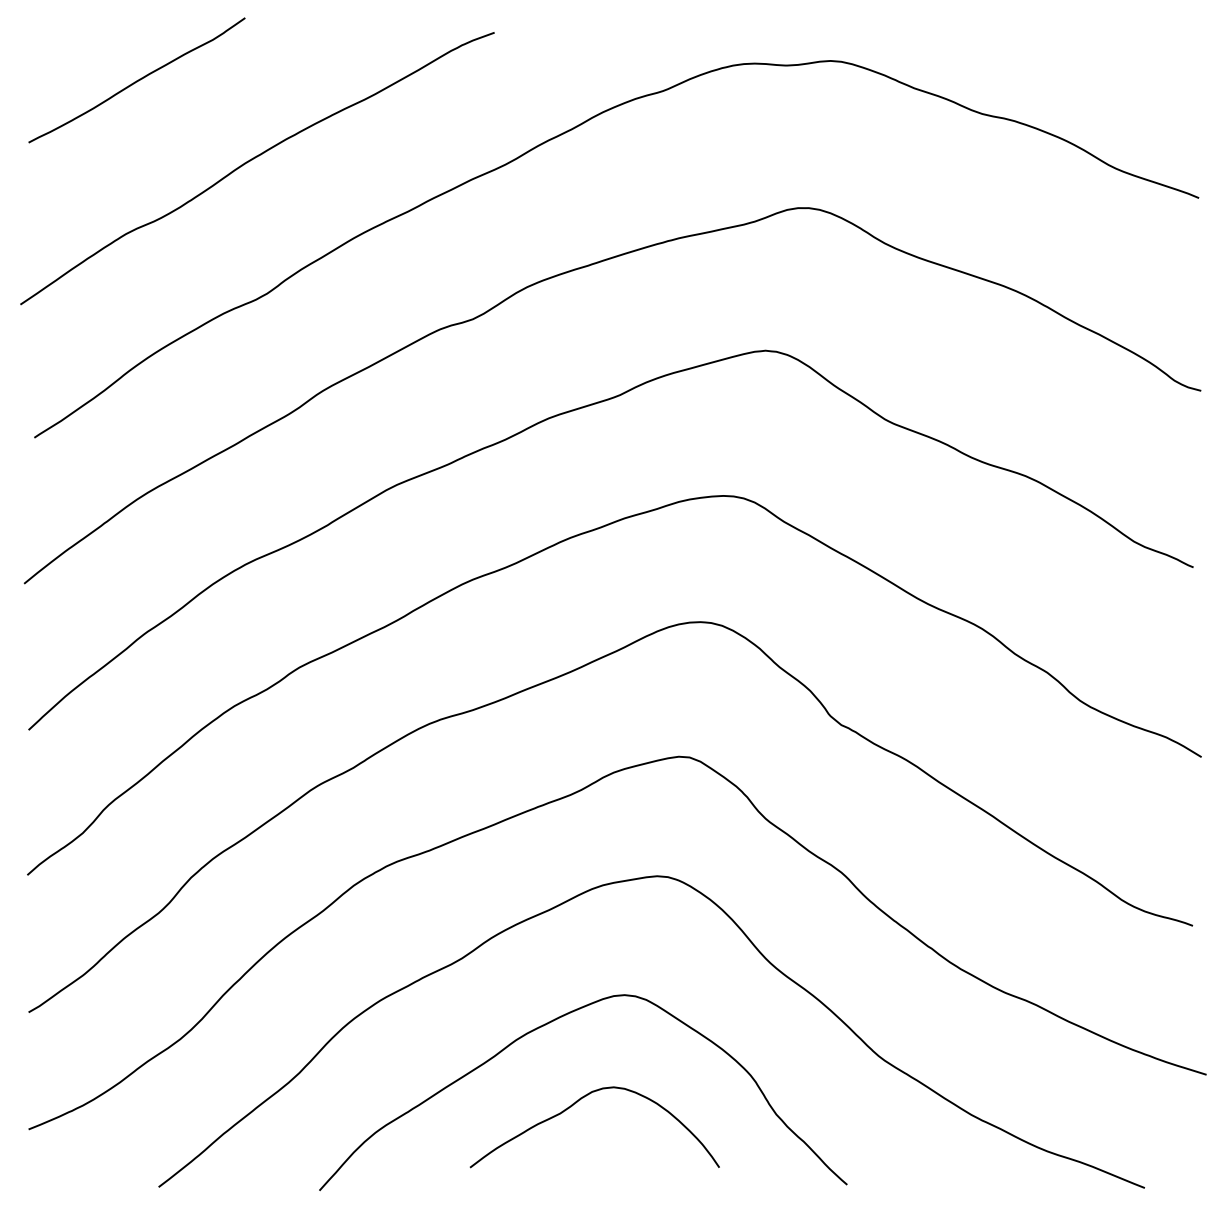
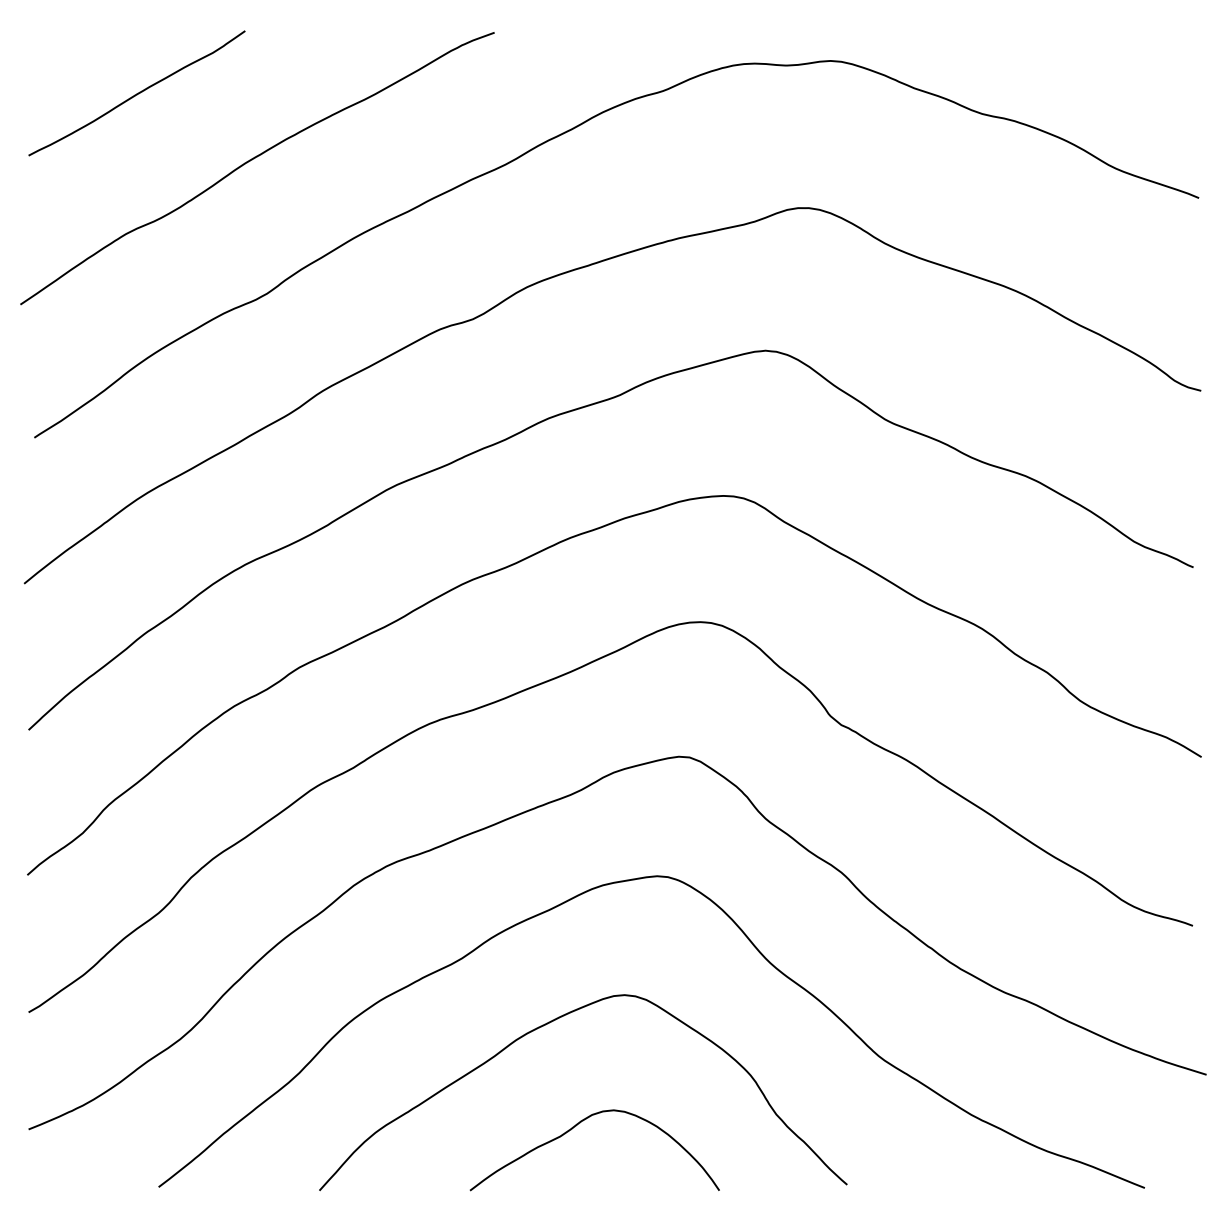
curve position: (136, 80) -> (136, 93) (136, 93)
curve position: (576, 1103) -> (576, 1126) (576, 1126)
